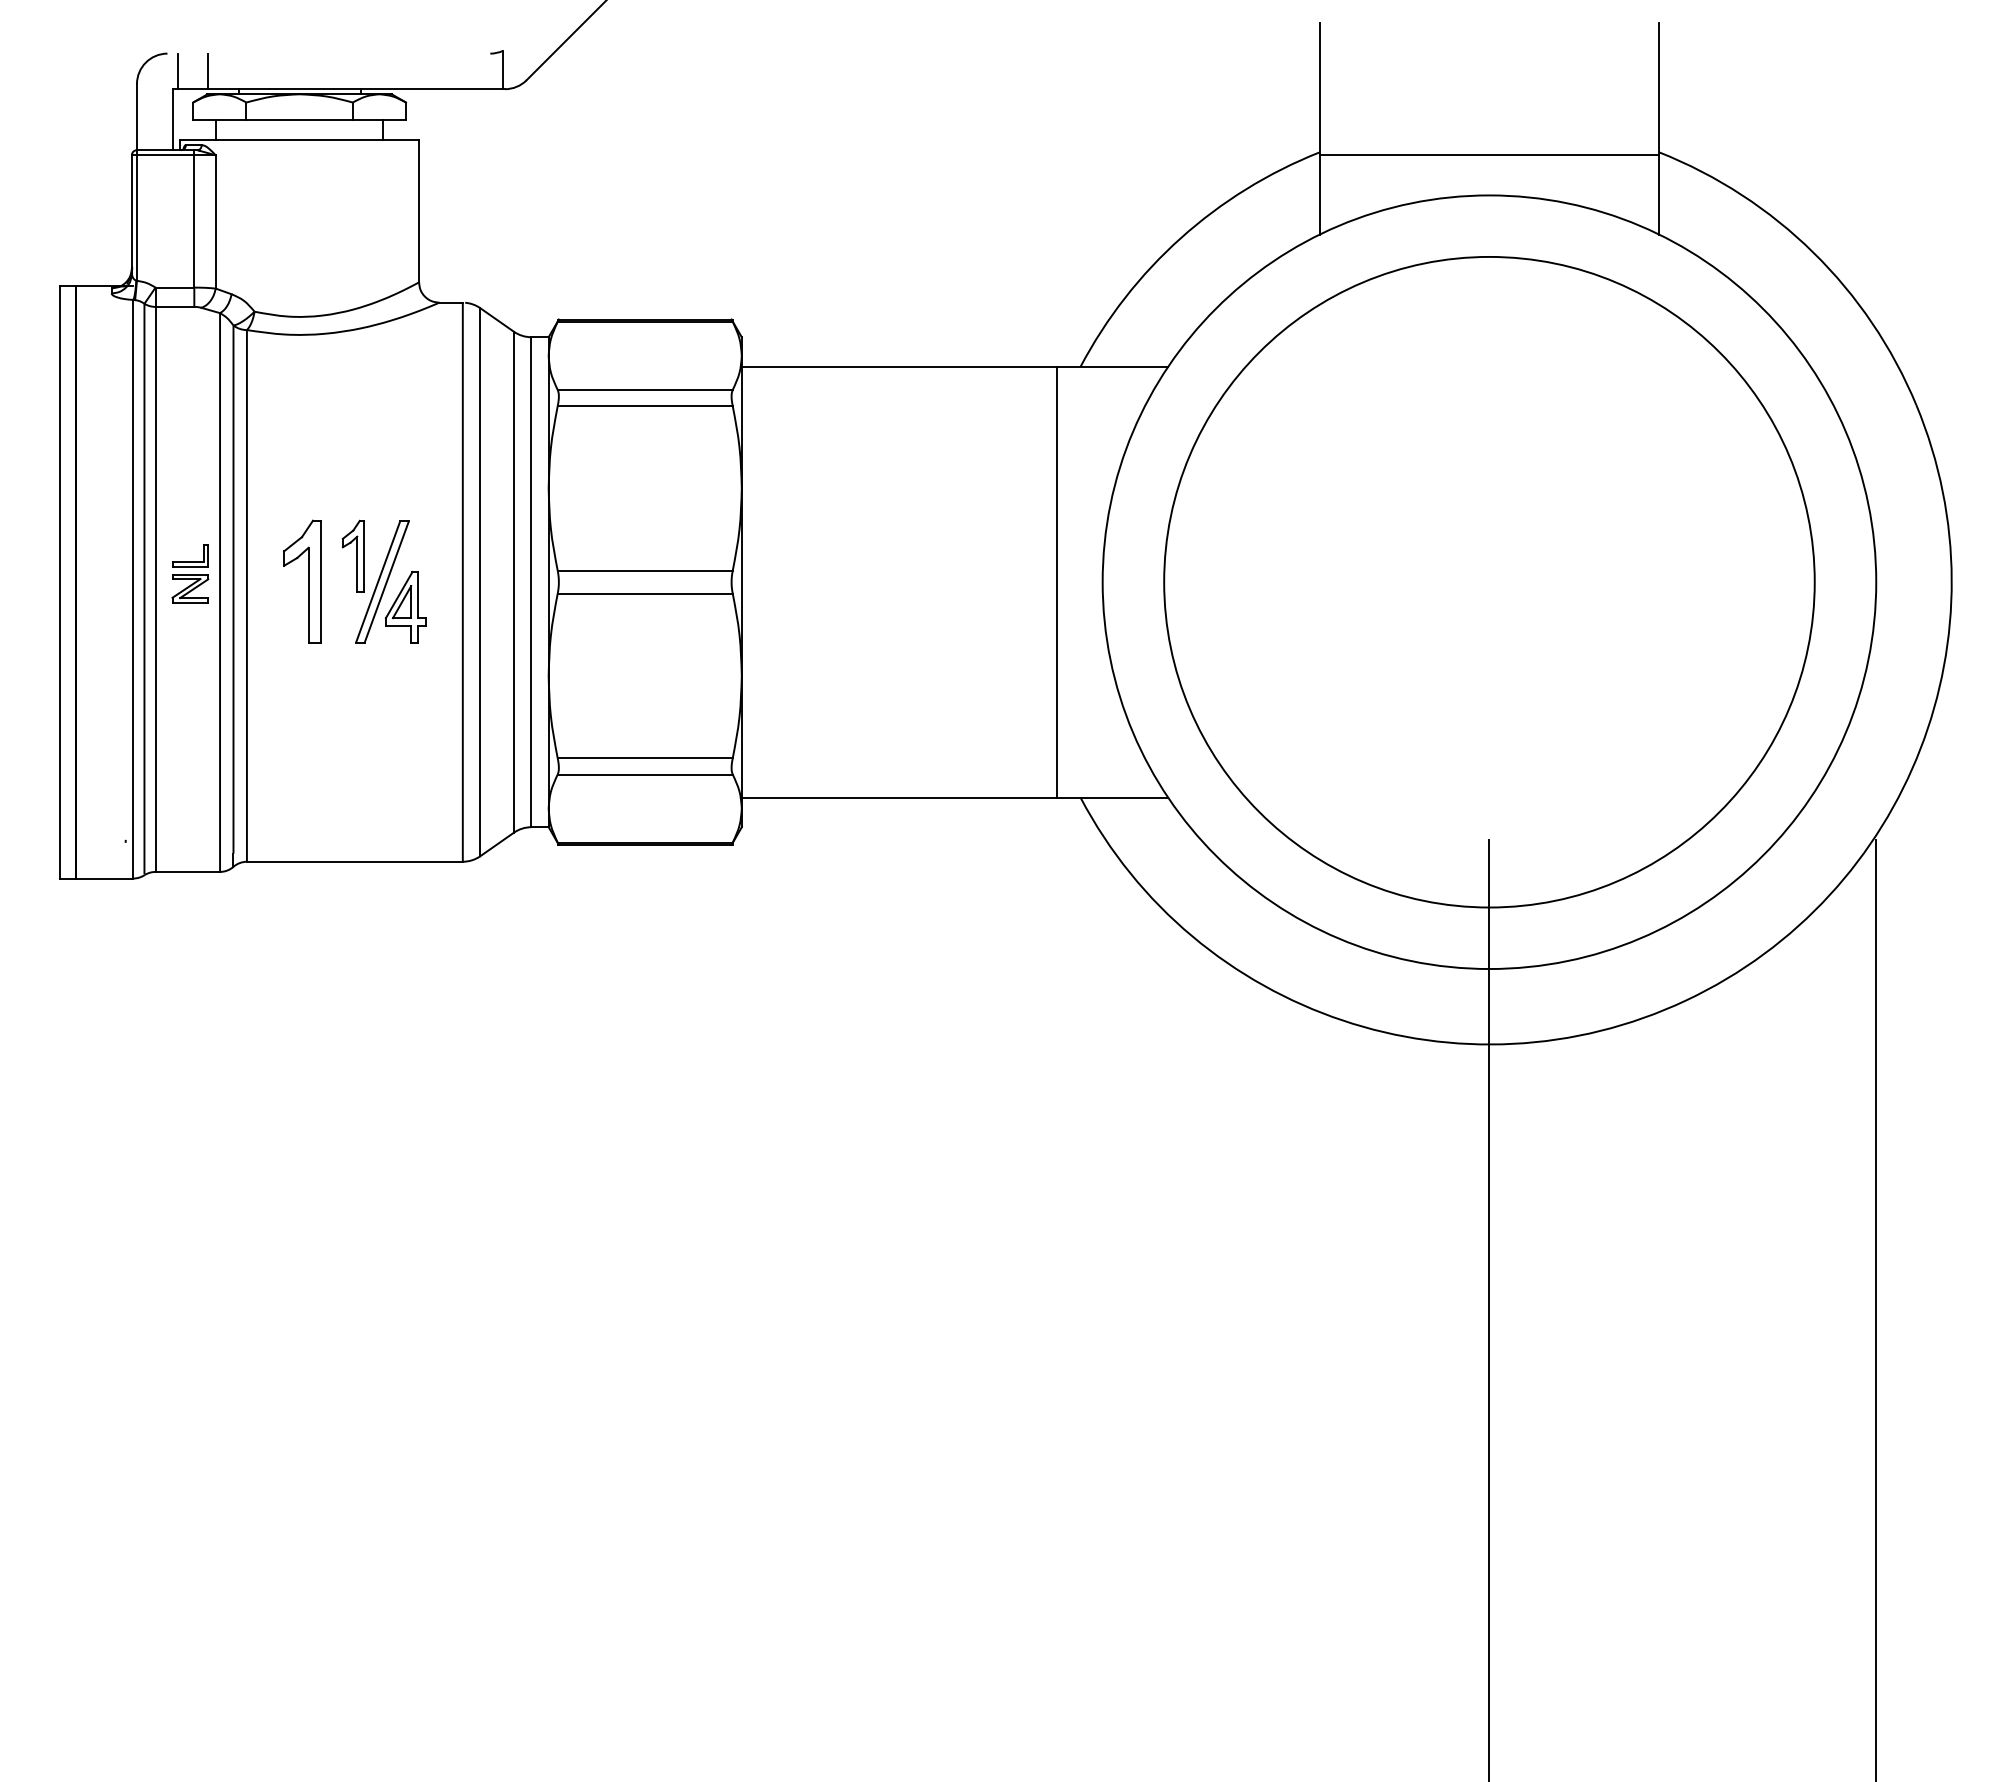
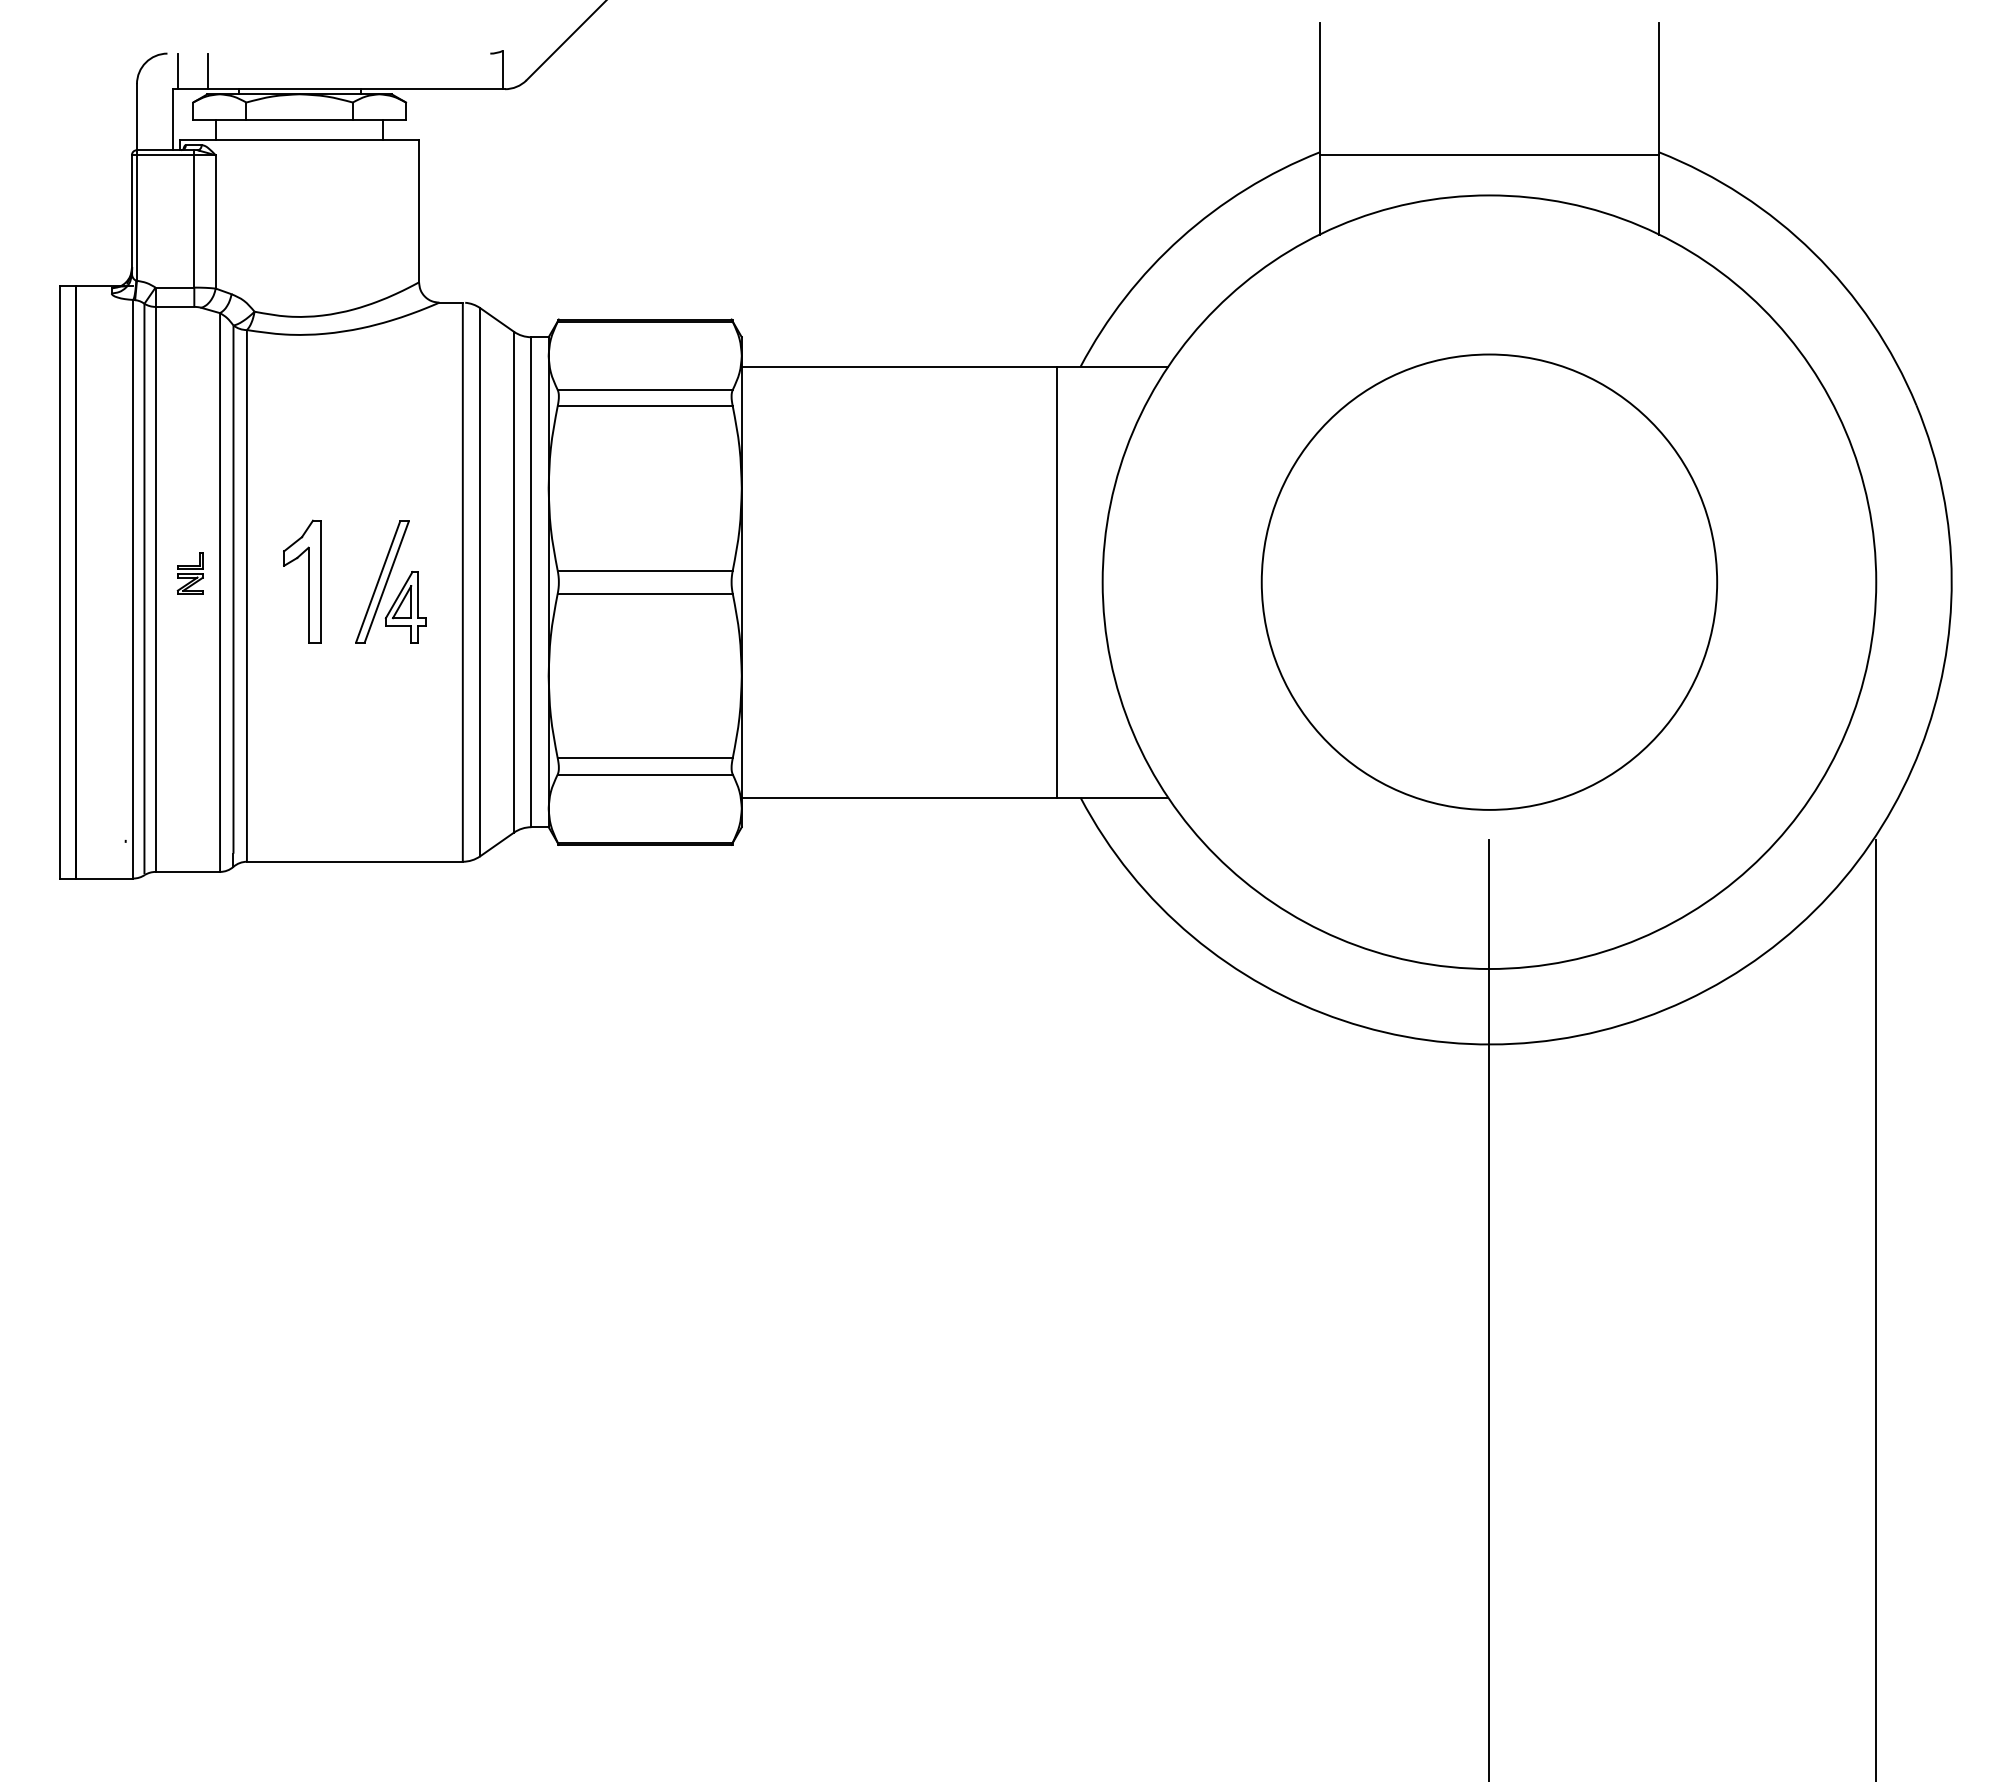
part: present -> none (352, 555)
part size: 39x60 px -> 28x43 px (189, 573)
circle diameter: 651 px -> 455 px (1489, 581)
